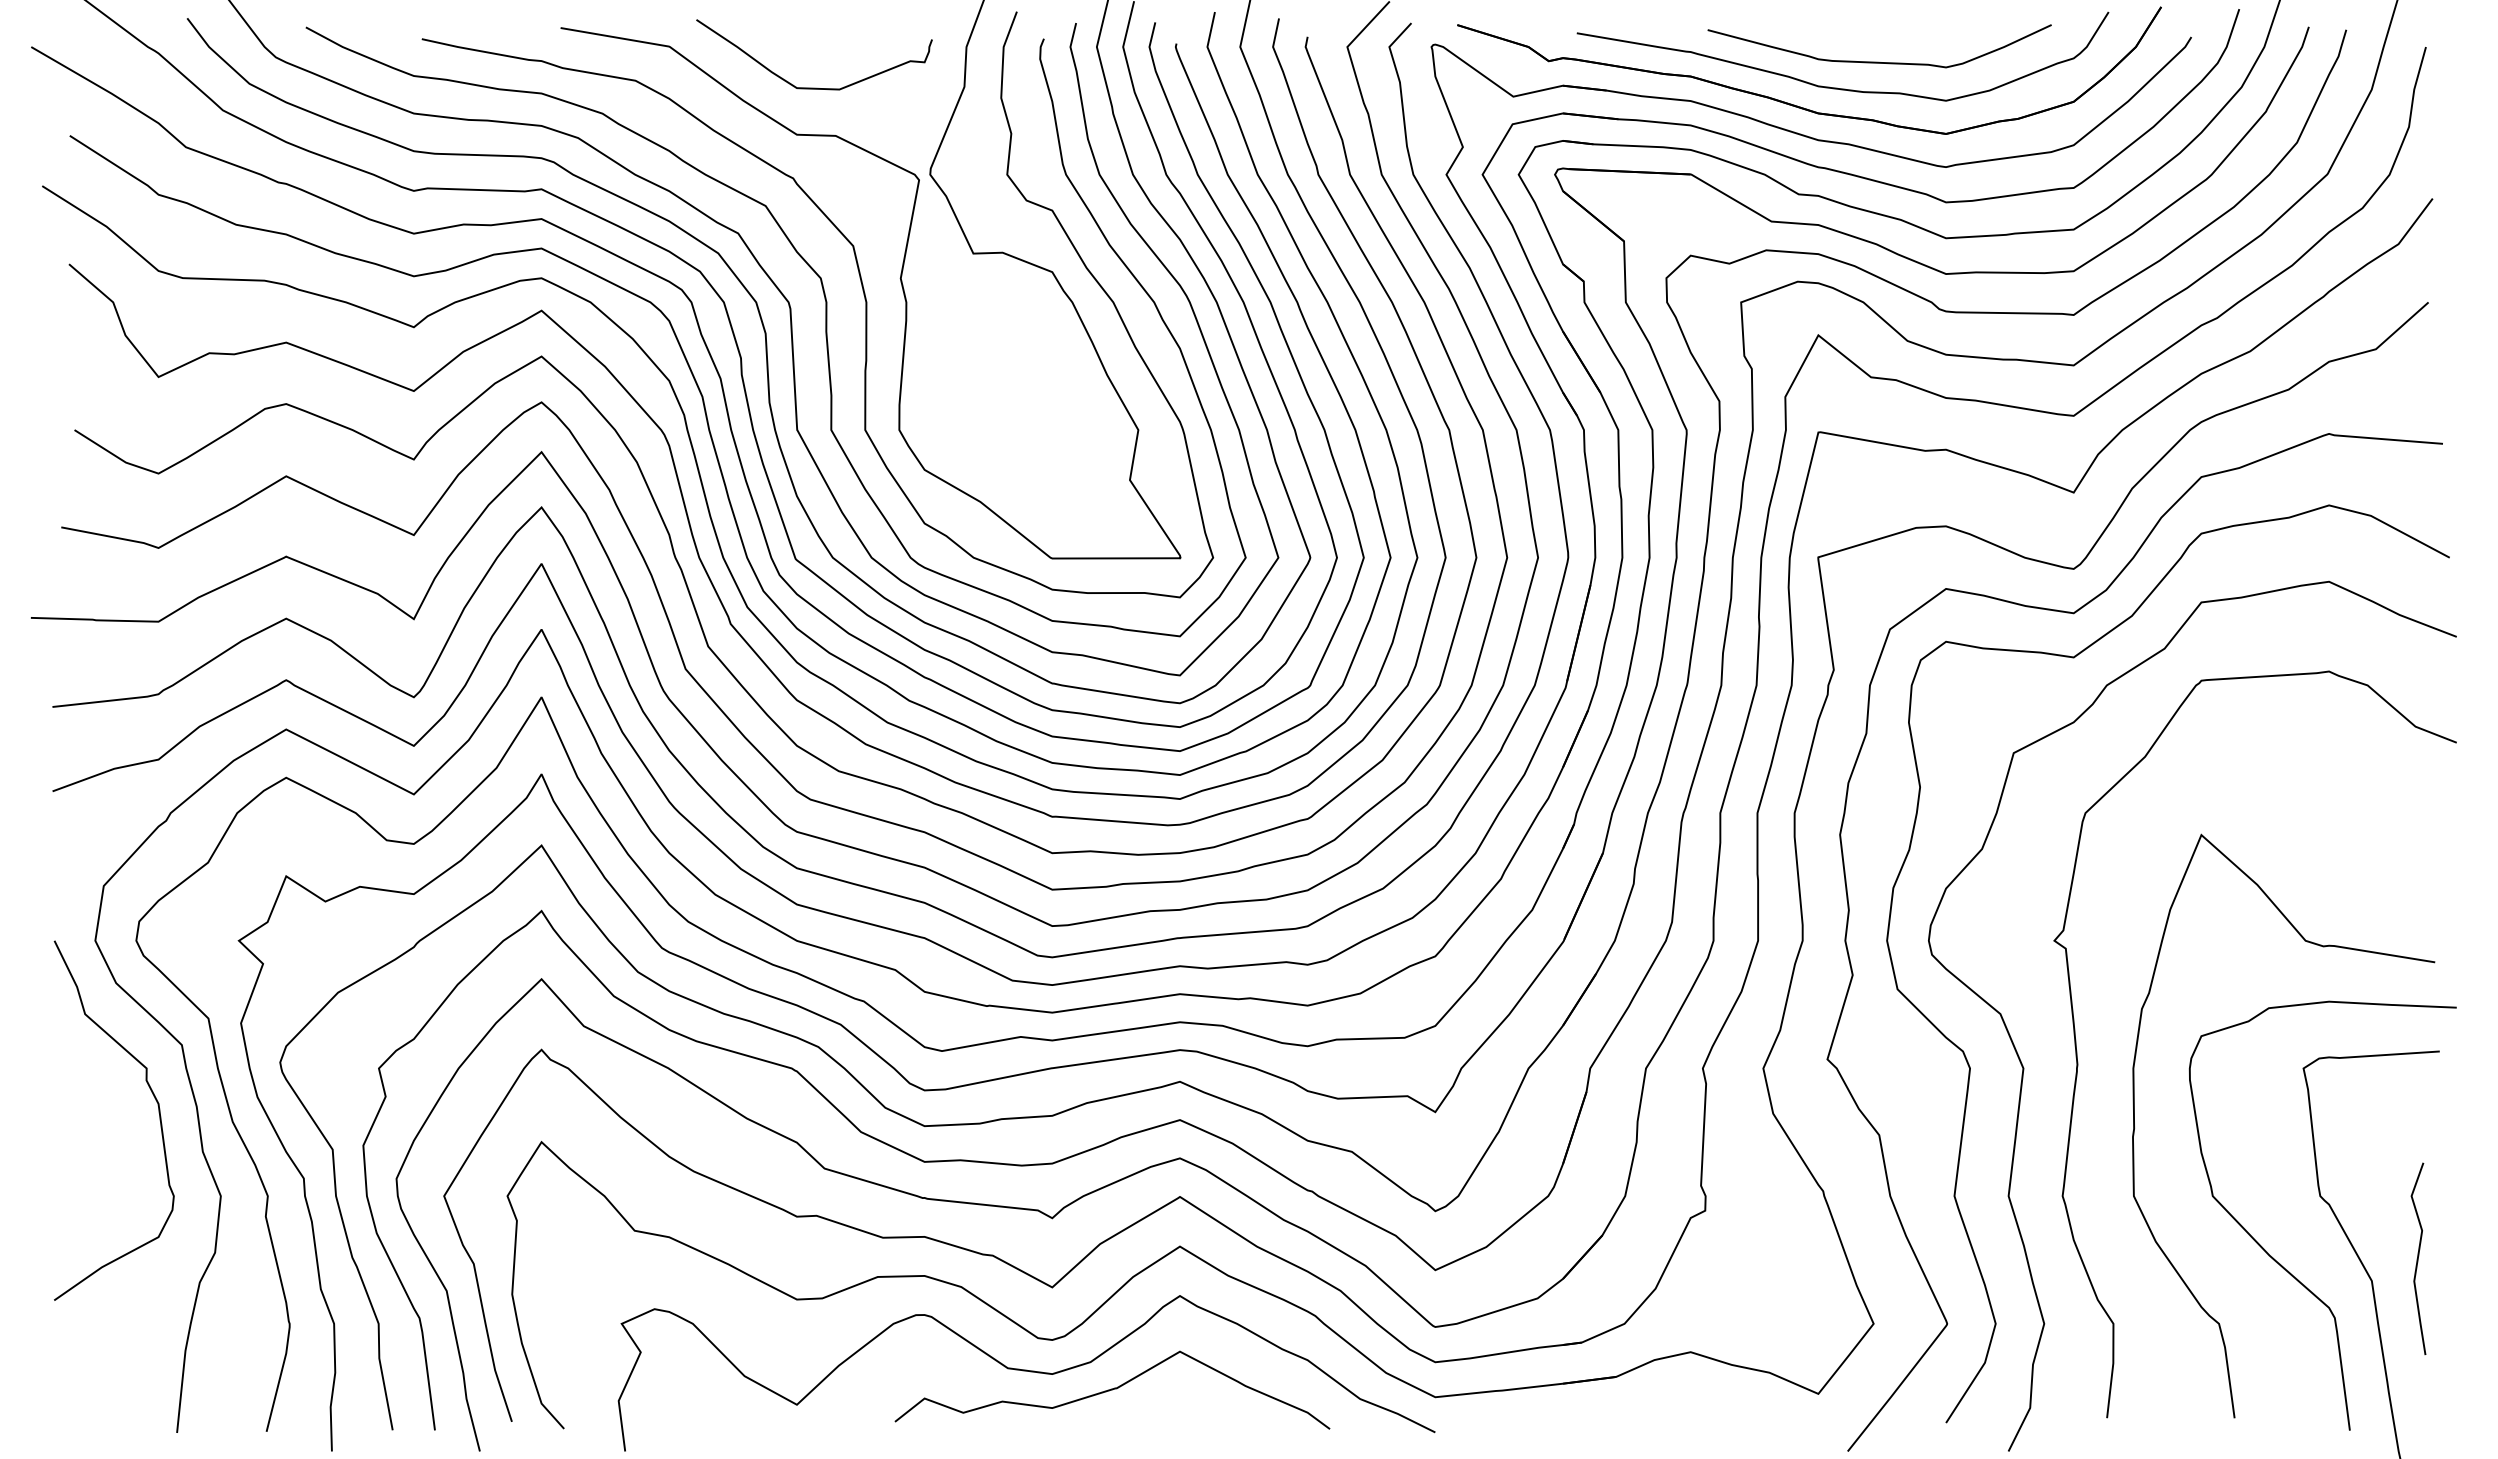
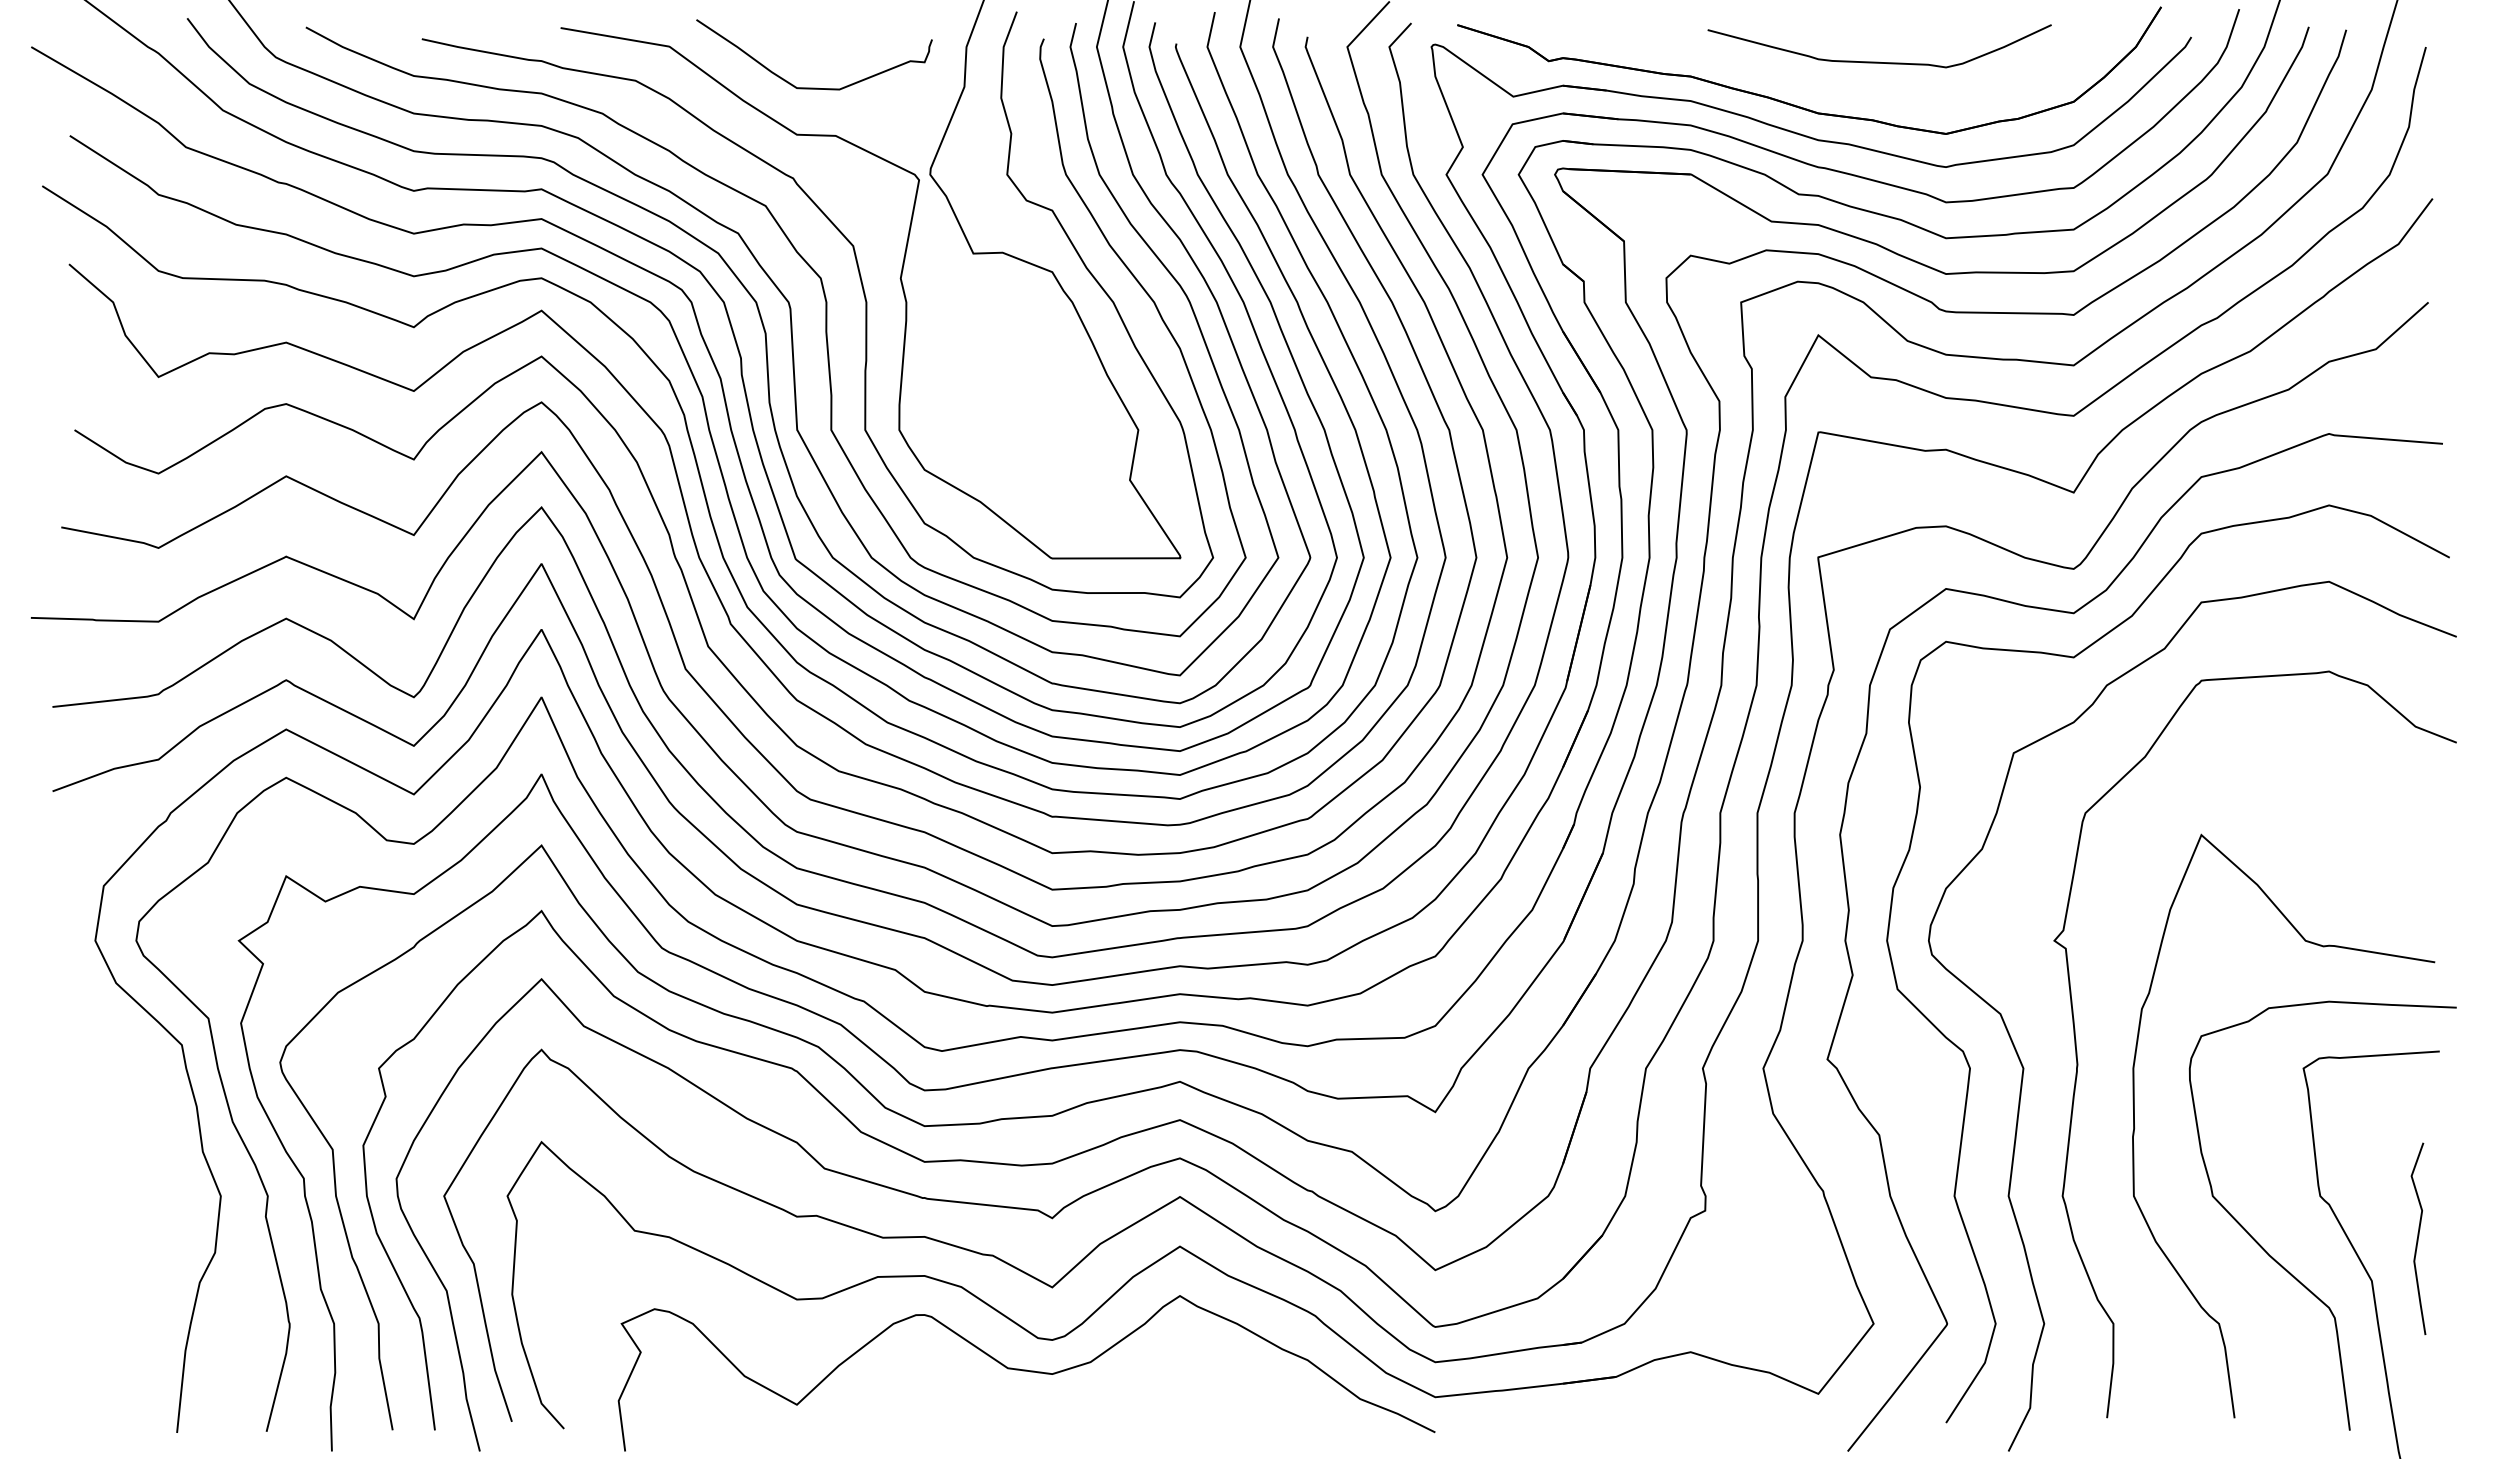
curve: present -> none (1837, 87)
curve: present -> none (158, 1113)
curve position: (2418, 1258) -> (2418, 1238) (2418, 1238)
curve: present -> none (1112, 1389)
